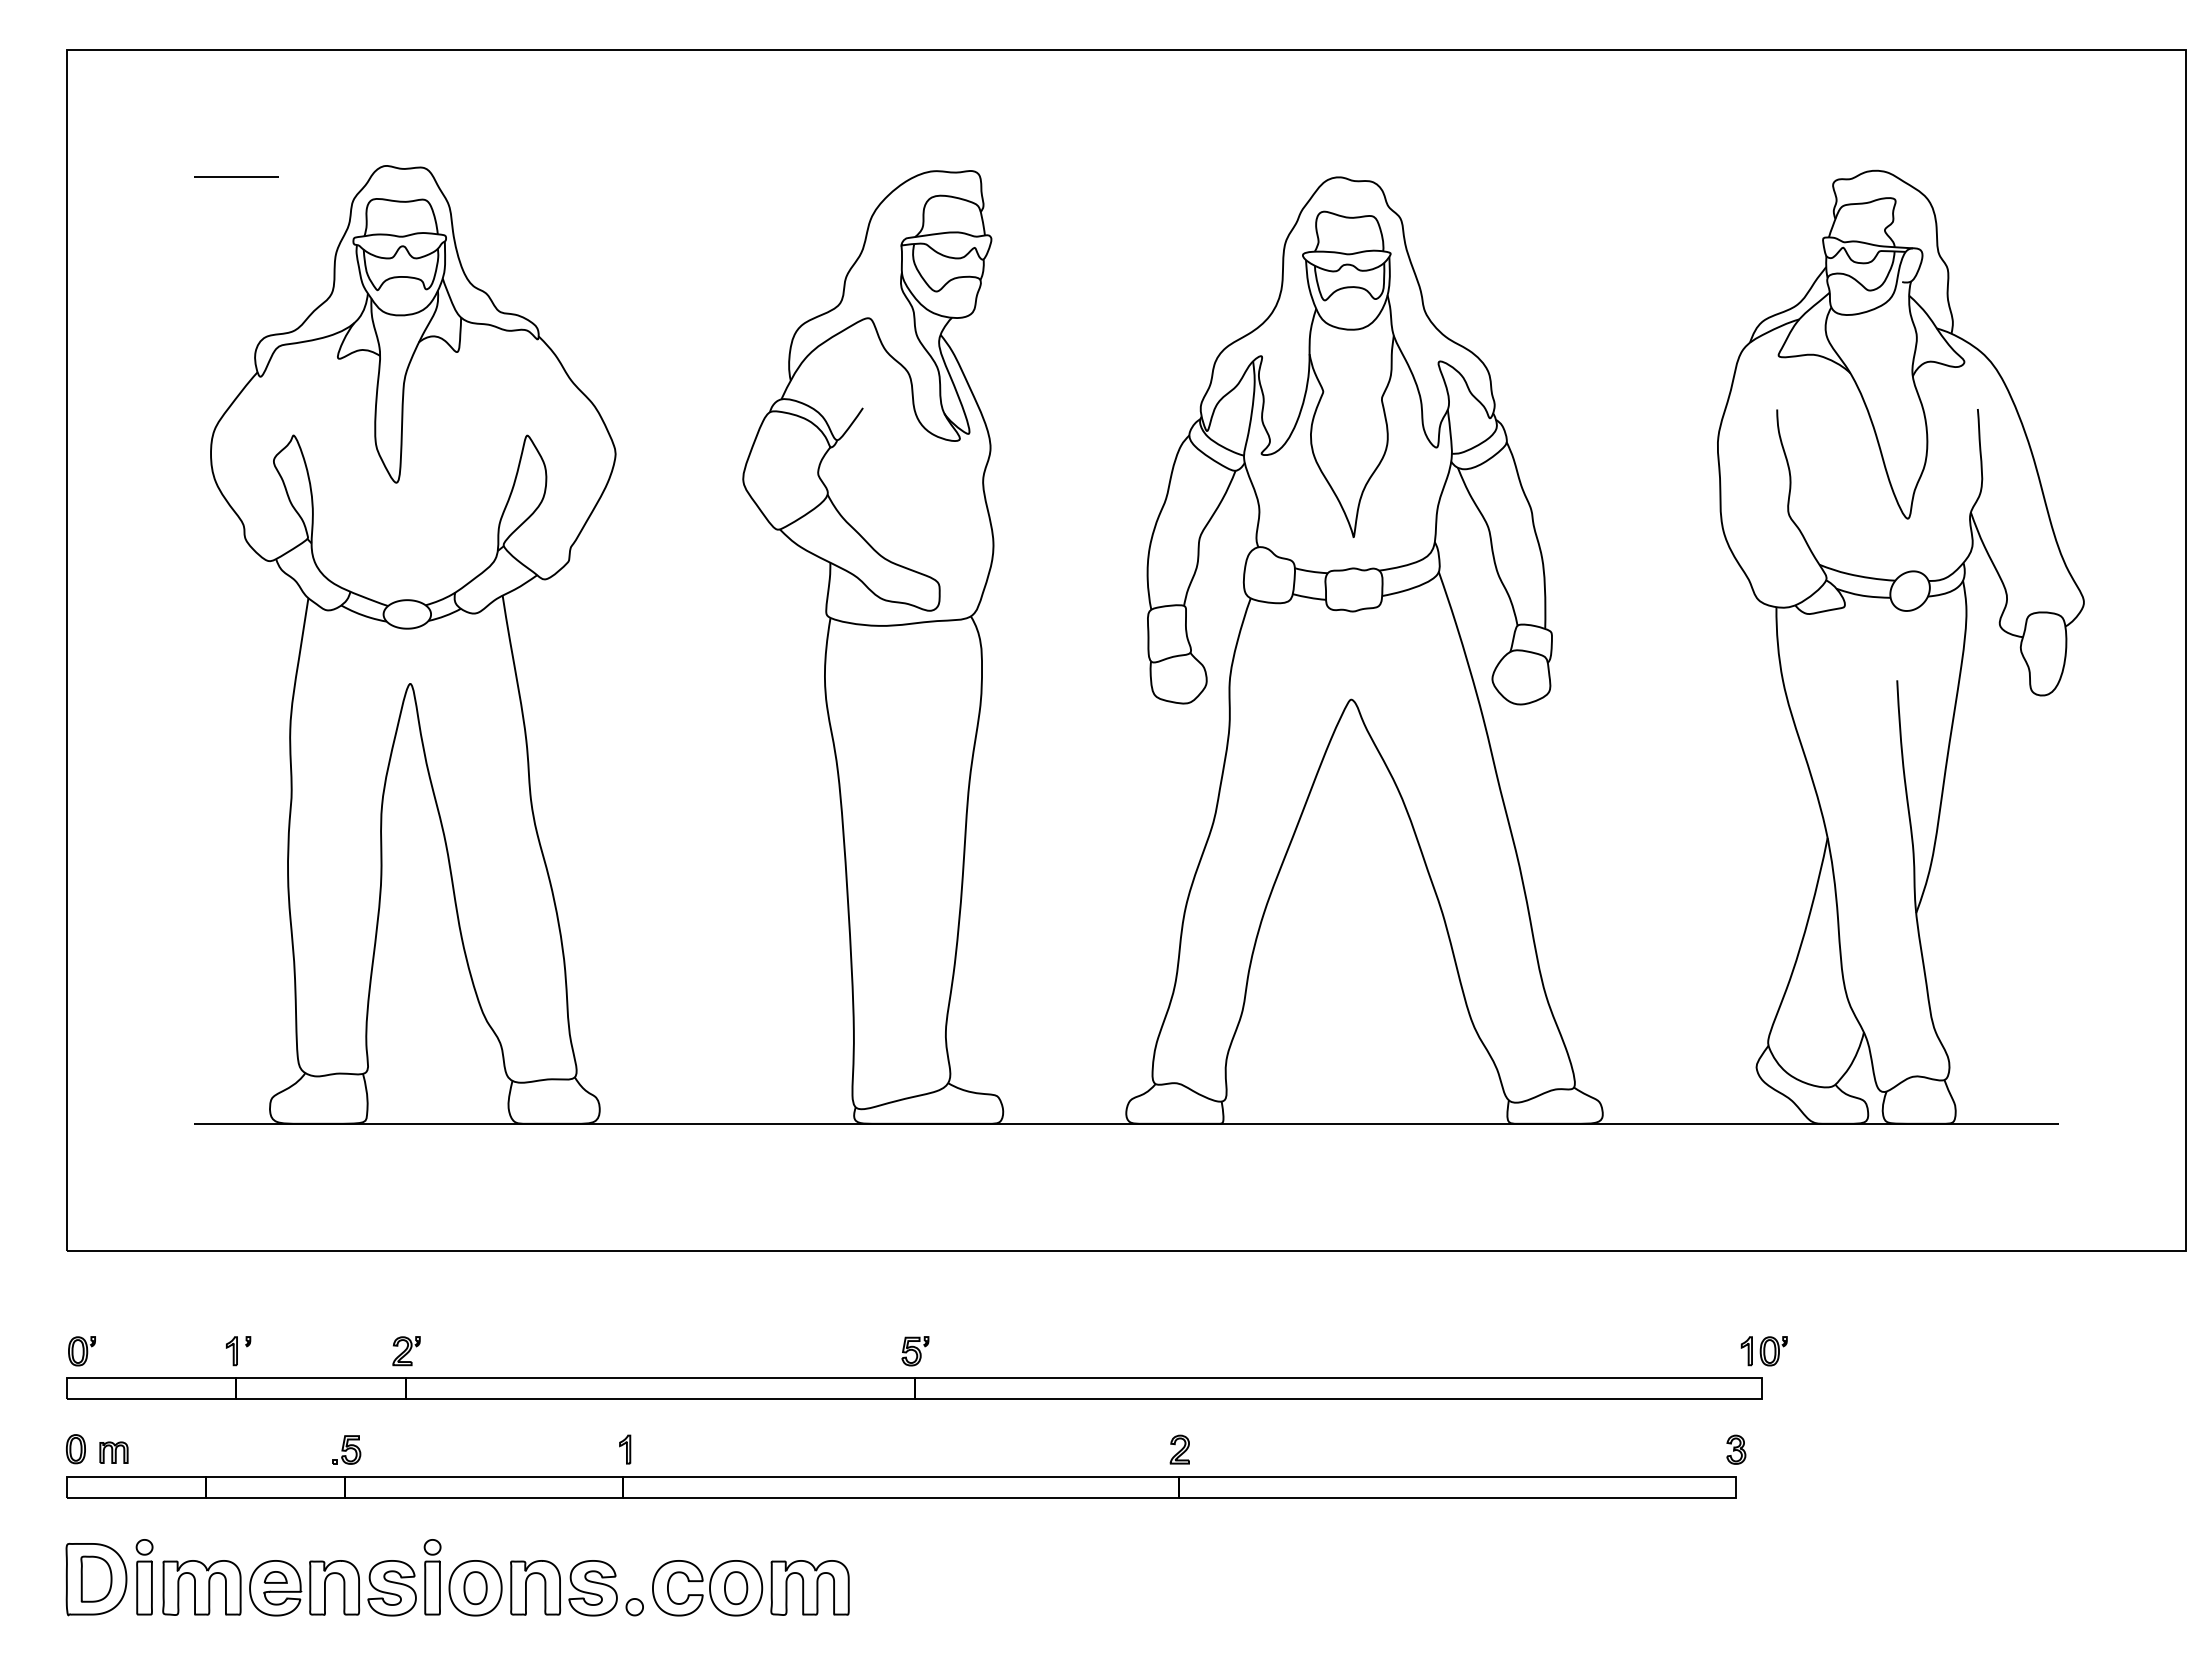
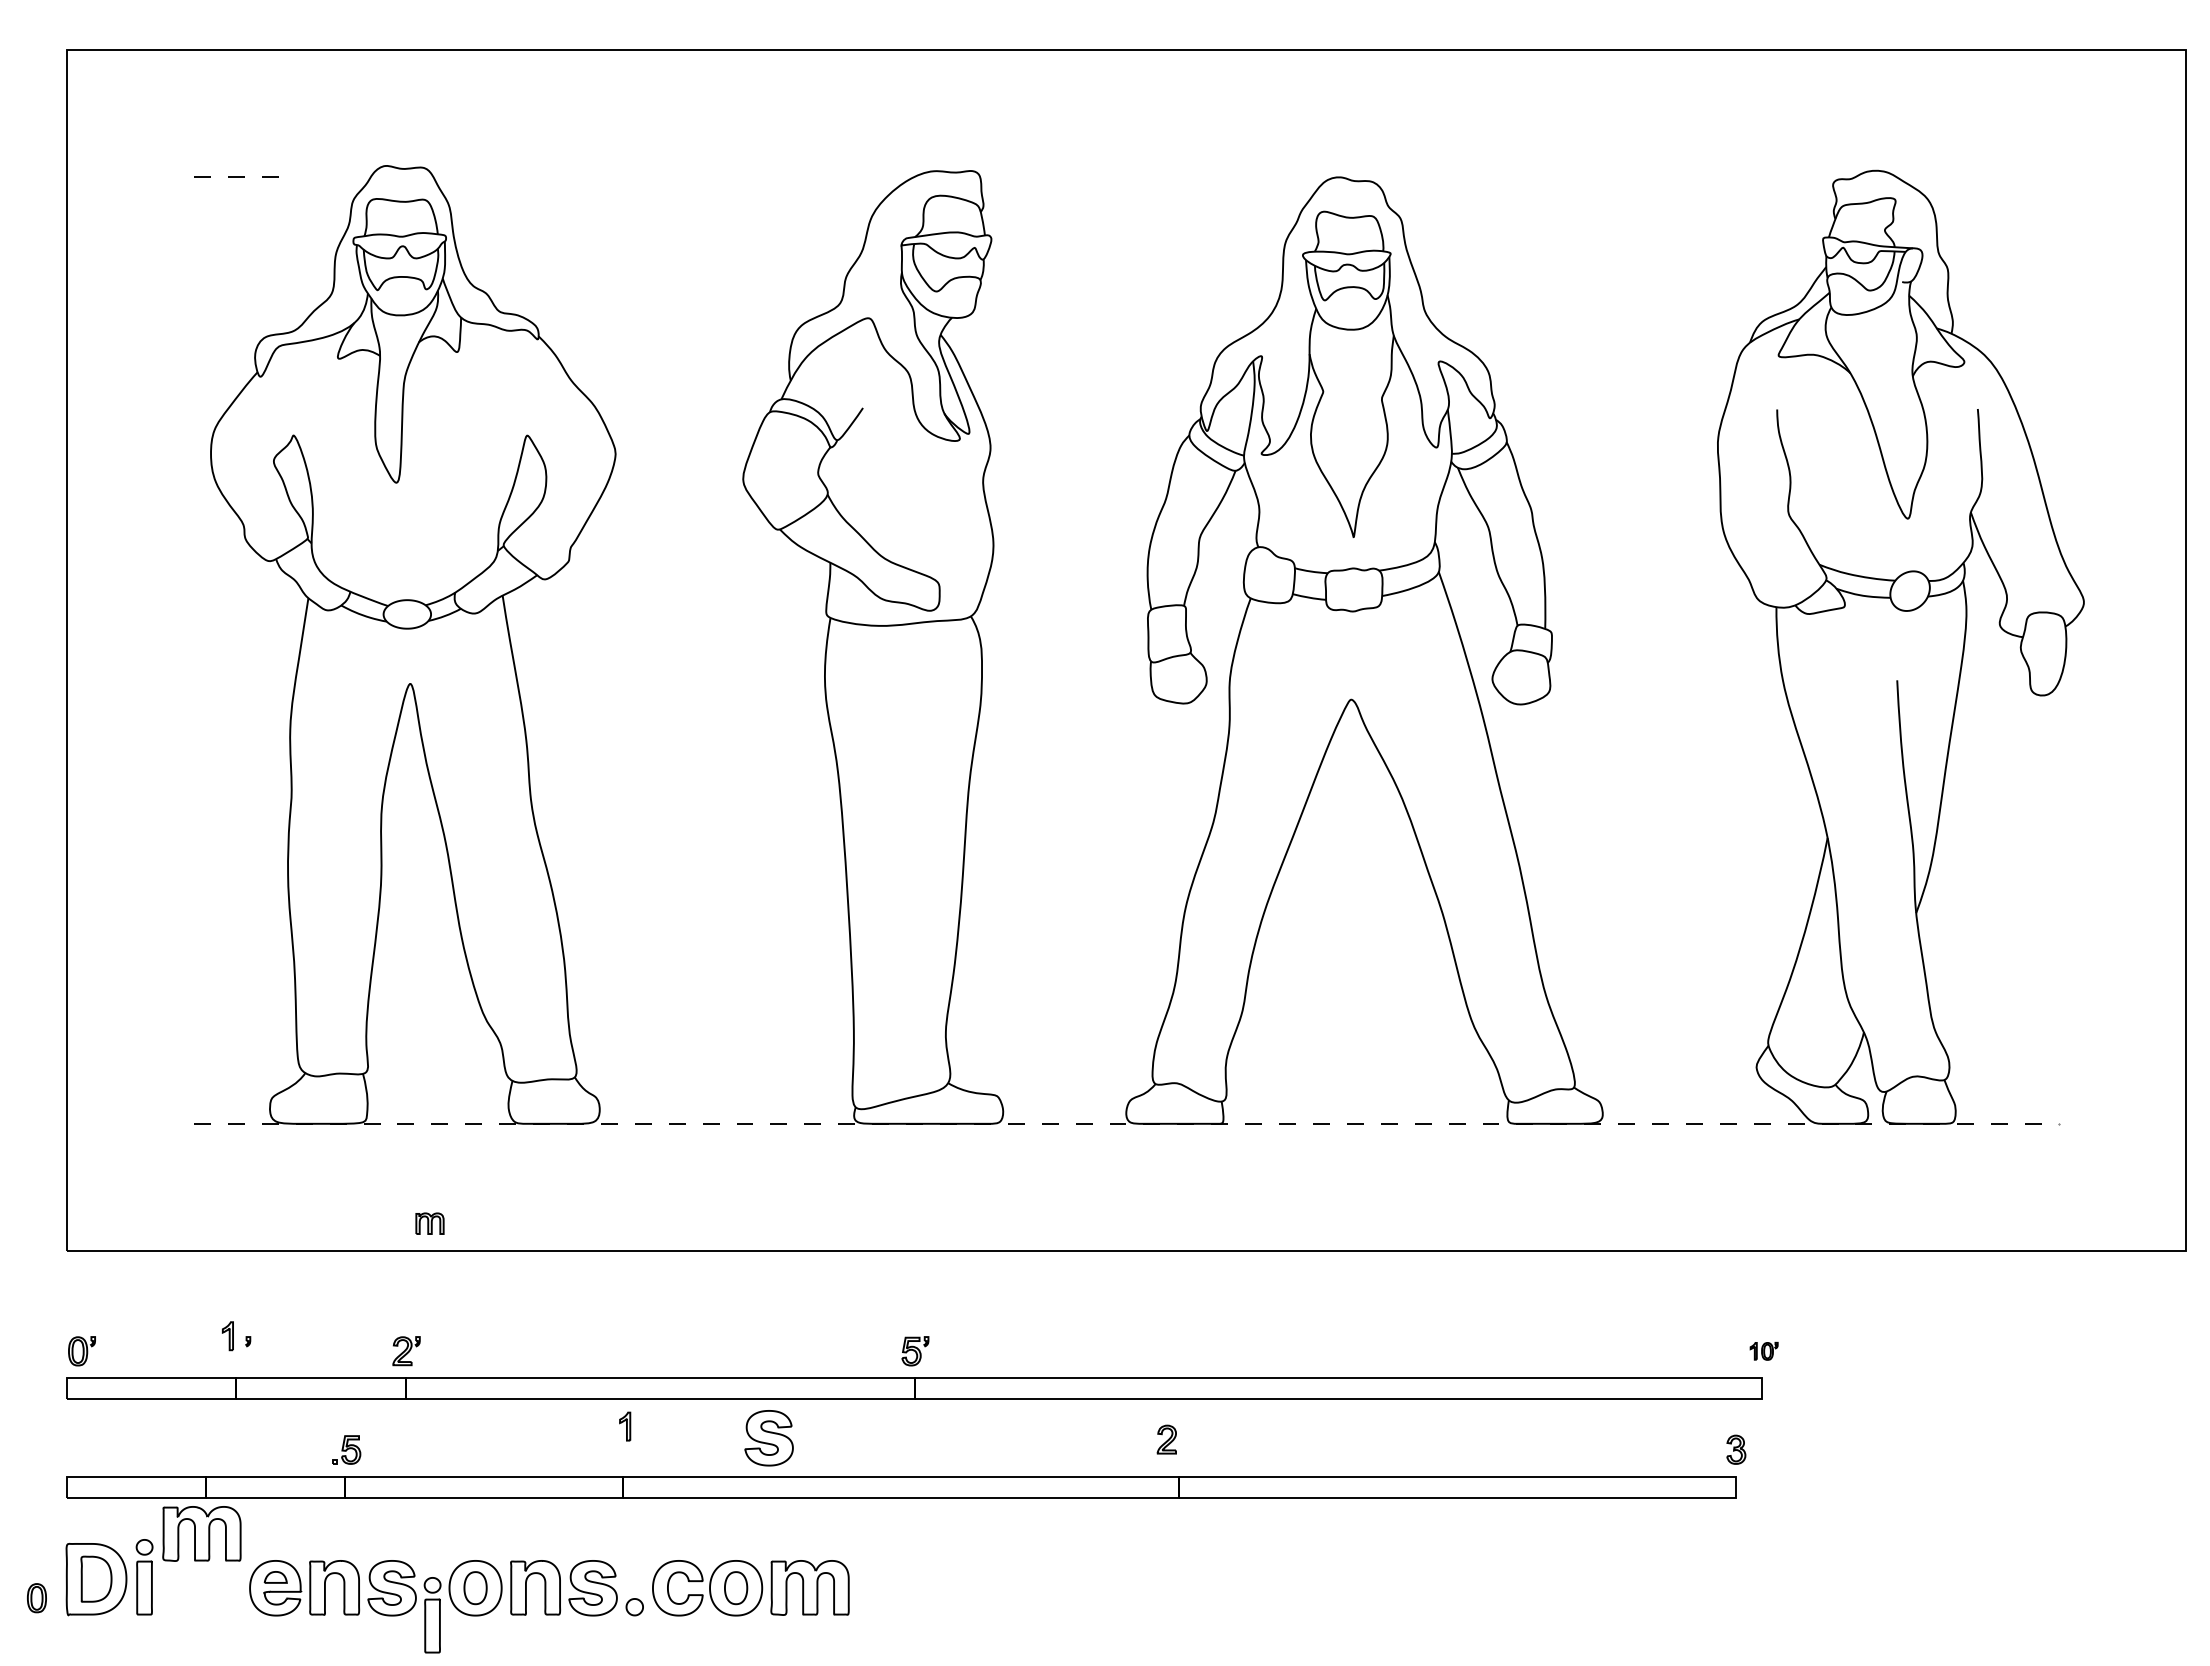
line: solid -> dashed (236, 177)
line: solid -> dashed (1126, 1123)
part position: (231, 1351) -> (227, 1336) (227, 1336)
part size: 48x31 px -> 30x20 px (1763, 1350)
part: none -> present (768, 1438)
part position: (75, 1449) -> (36, 1598) (36, 1598)
part position: (625, 1449) -> (625, 1426) (625, 1426)
part position: (1179, 1449) -> (1166, 1439) (1166, 1439)
part position: (113, 1452) -> (429, 1223) (429, 1223)
part position: (432, 1577) -> (432, 1615) (432, 1615)
part position: (201, 1587) -> (201, 1533) (201, 1533)
